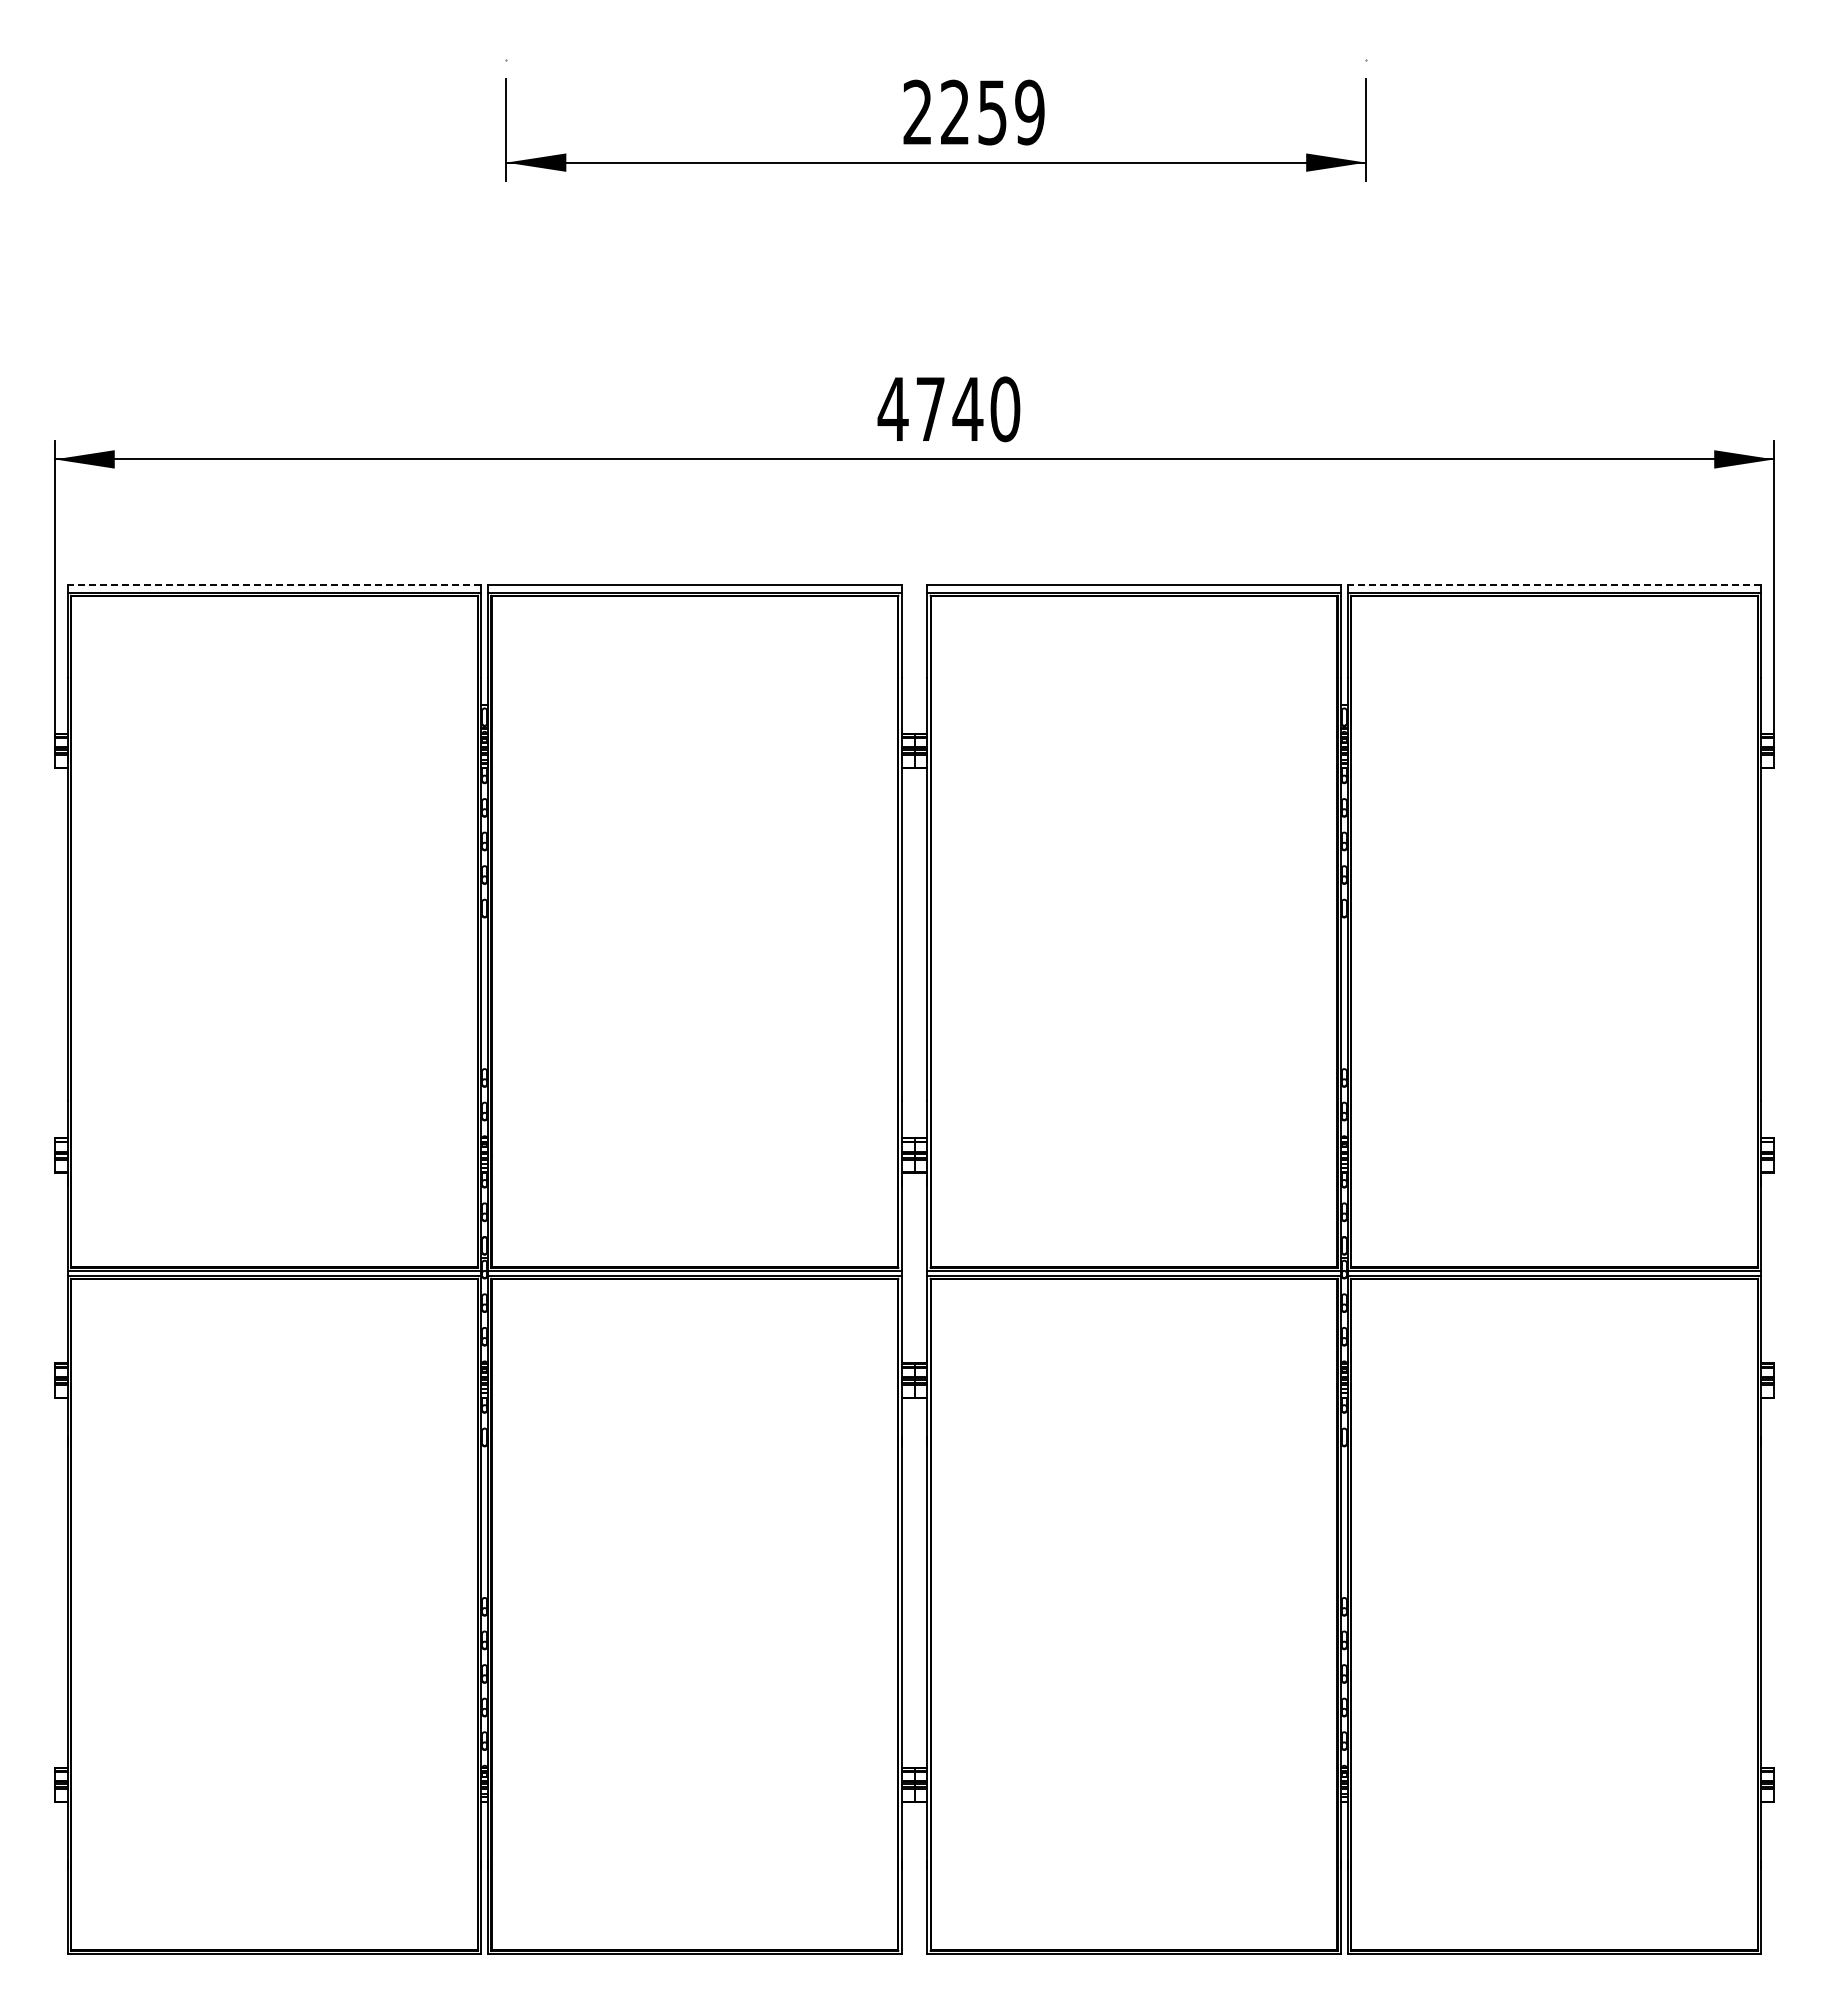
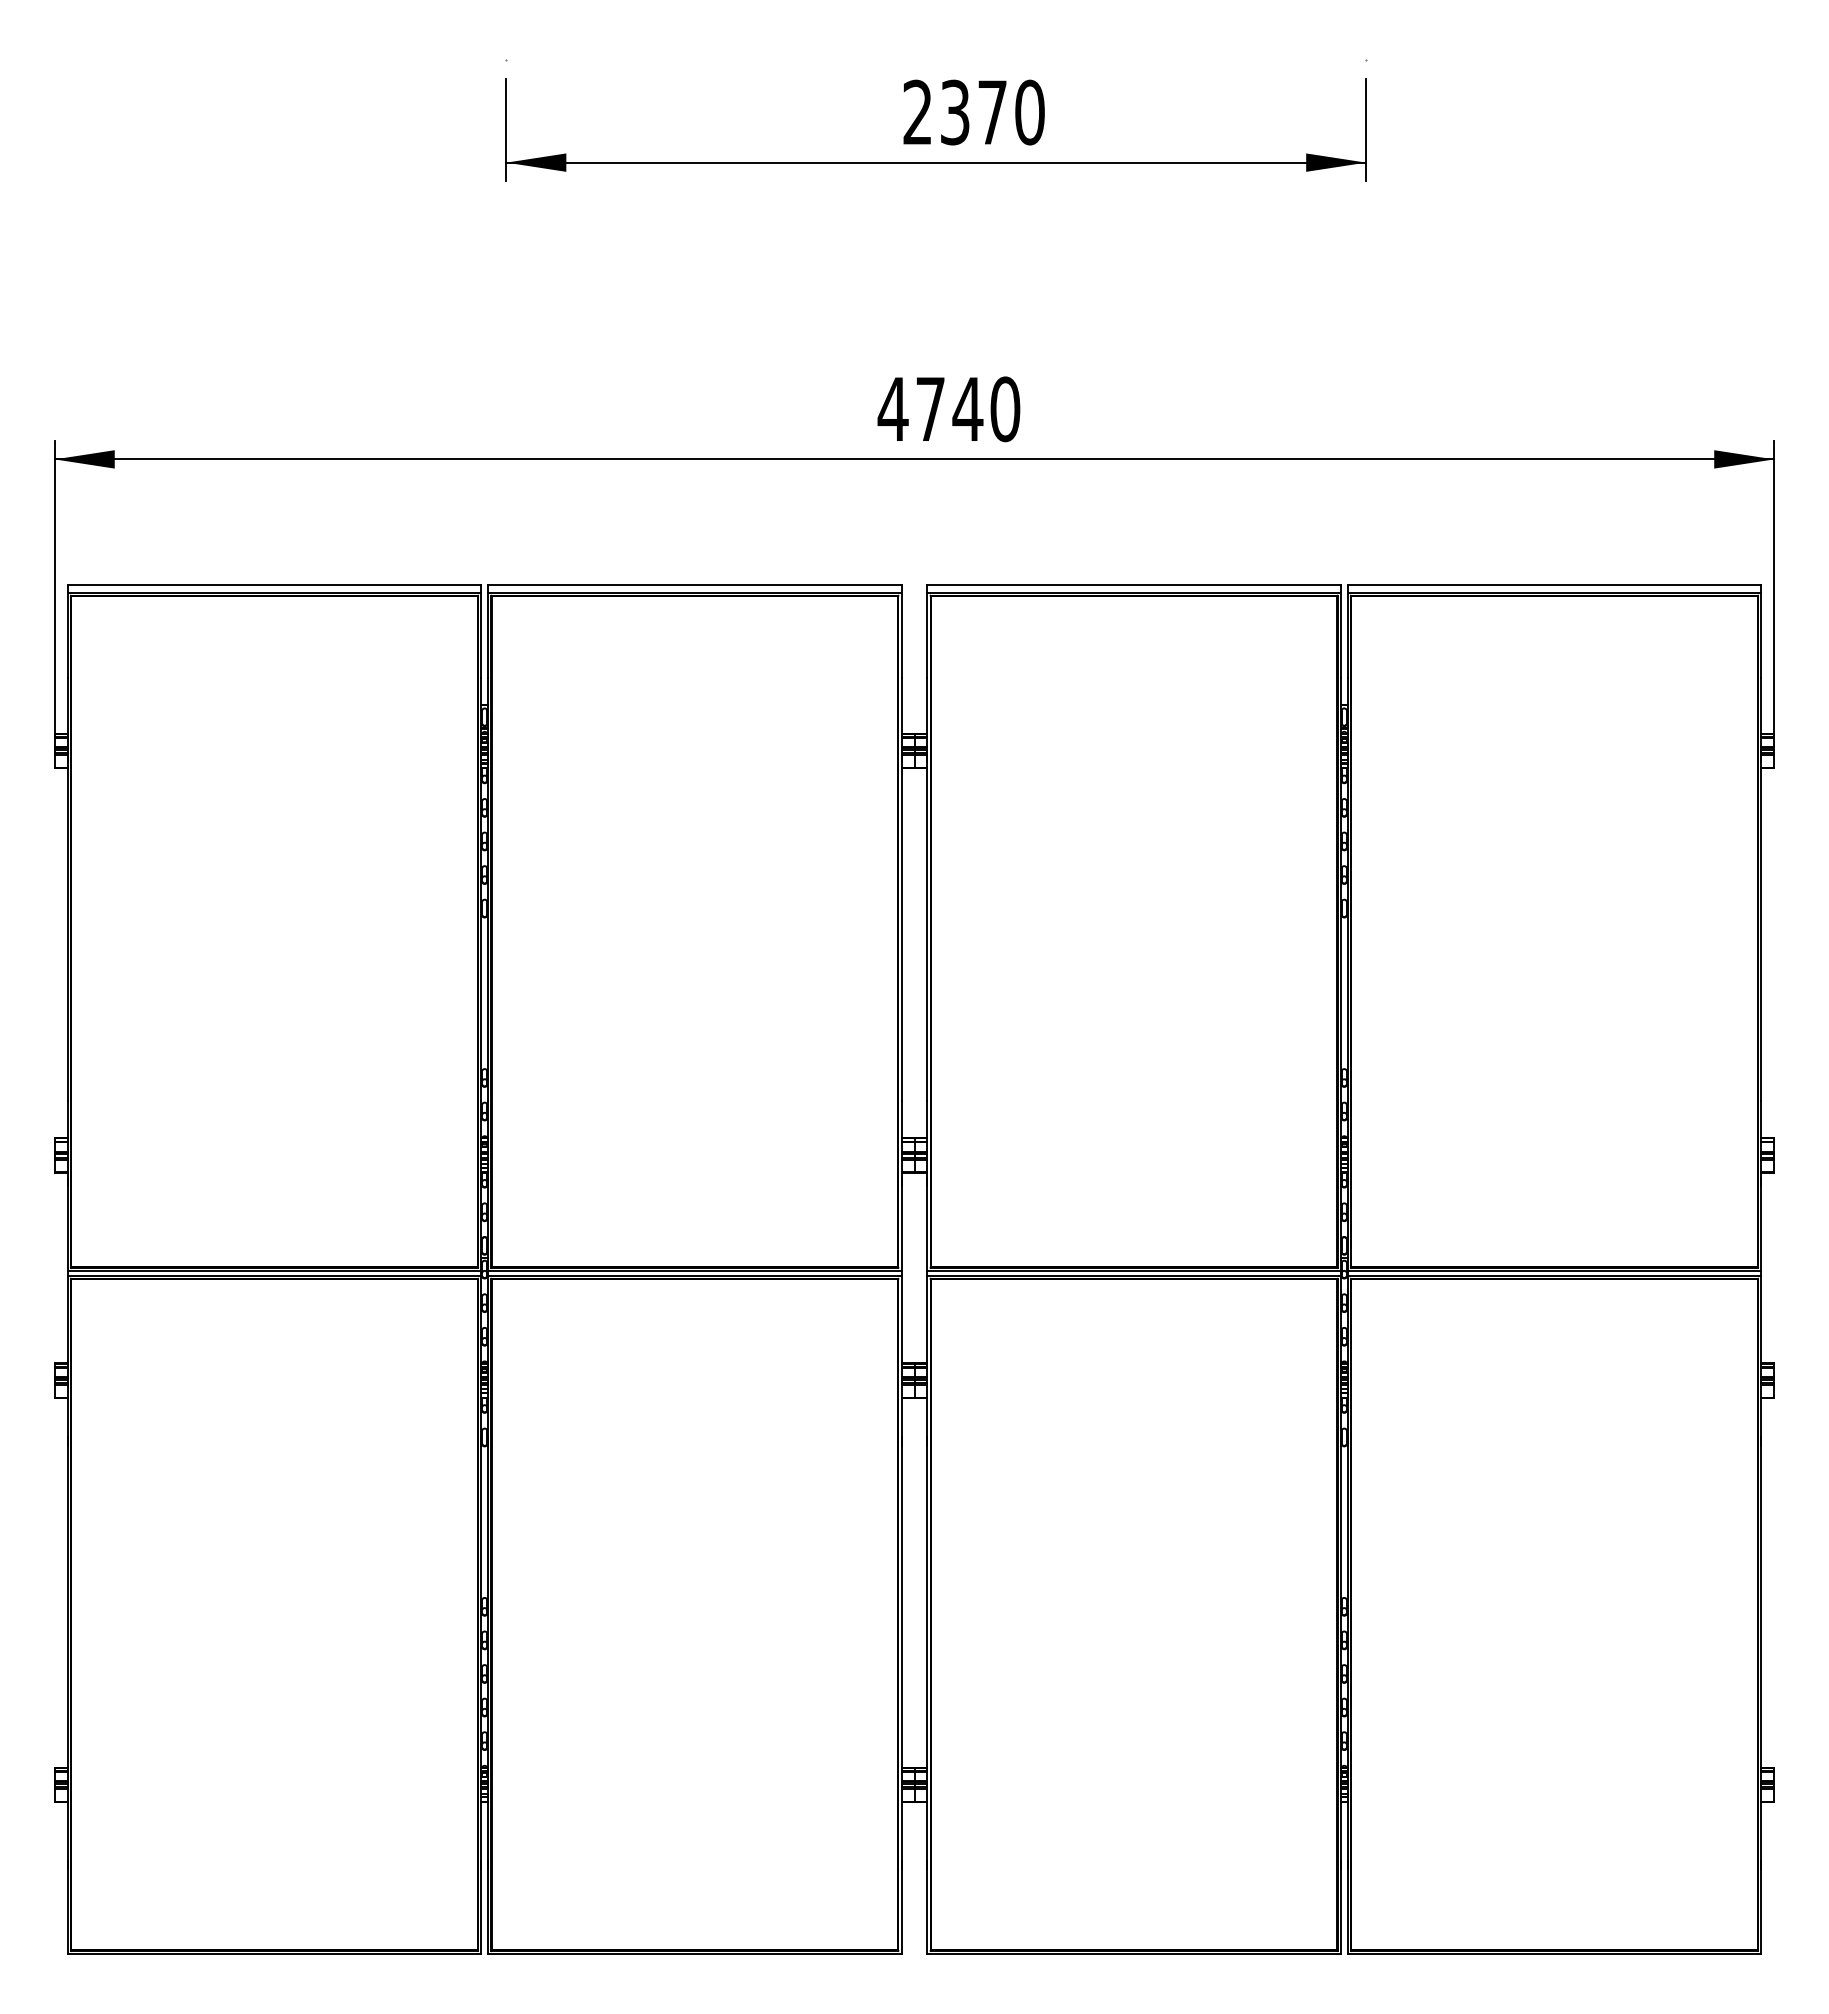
text: 2259 -> 2370 (992, 112)
line: dashed -> solid (274, 584)
line: dashed -> solid (1554, 584)
